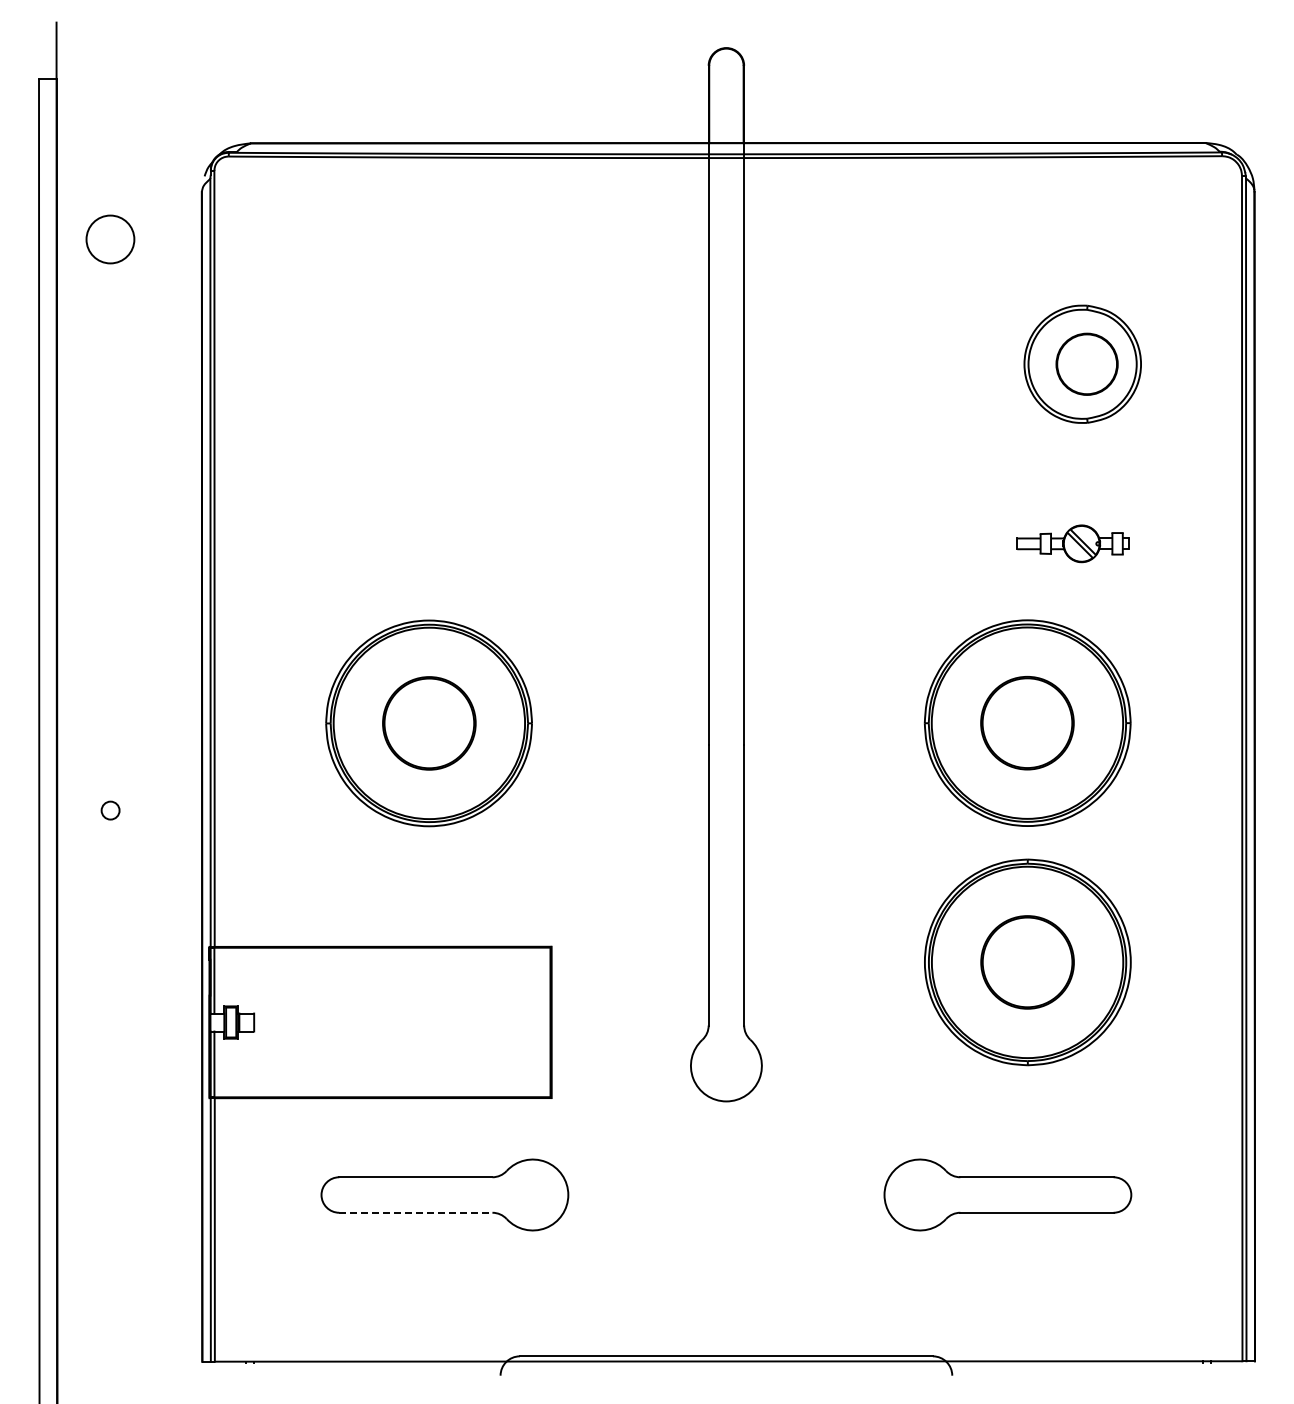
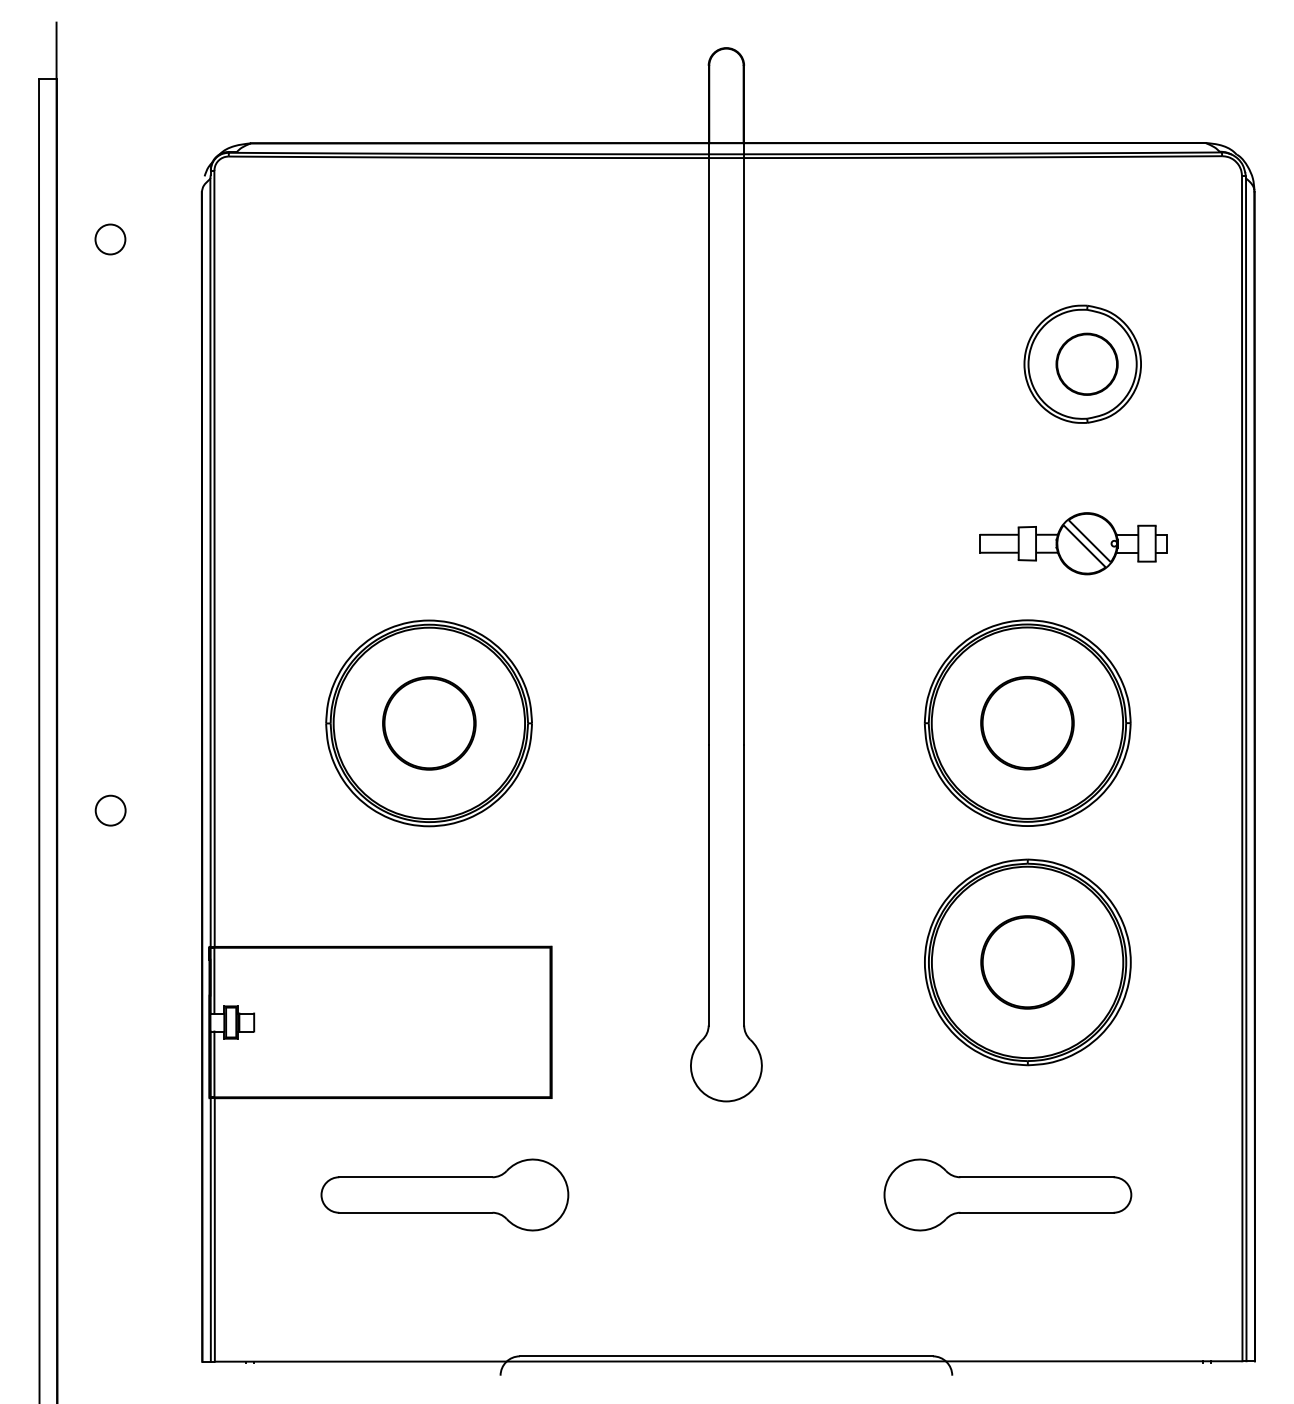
circle diameter: 48 px -> 30 px (110, 239)
part size: 114x40 px -> 189x64 px (1073, 543)
circle size: 21x21 px -> 33x33 px (110, 810)
line: dashed -> solid (415, 1212)
